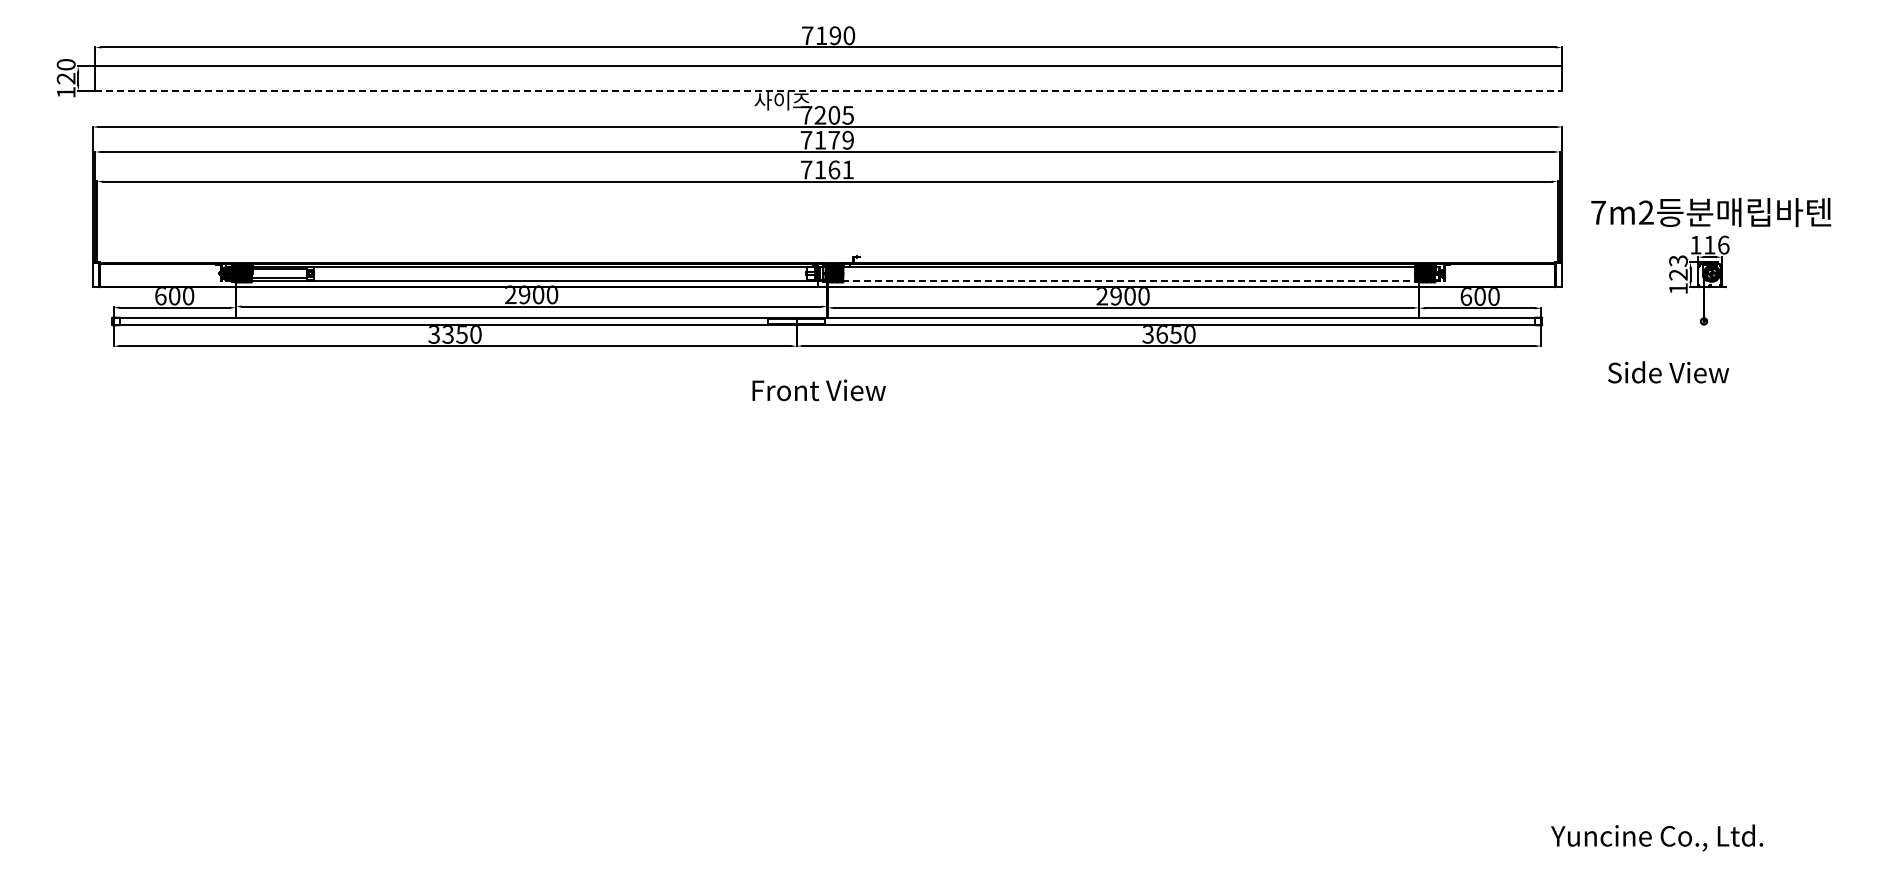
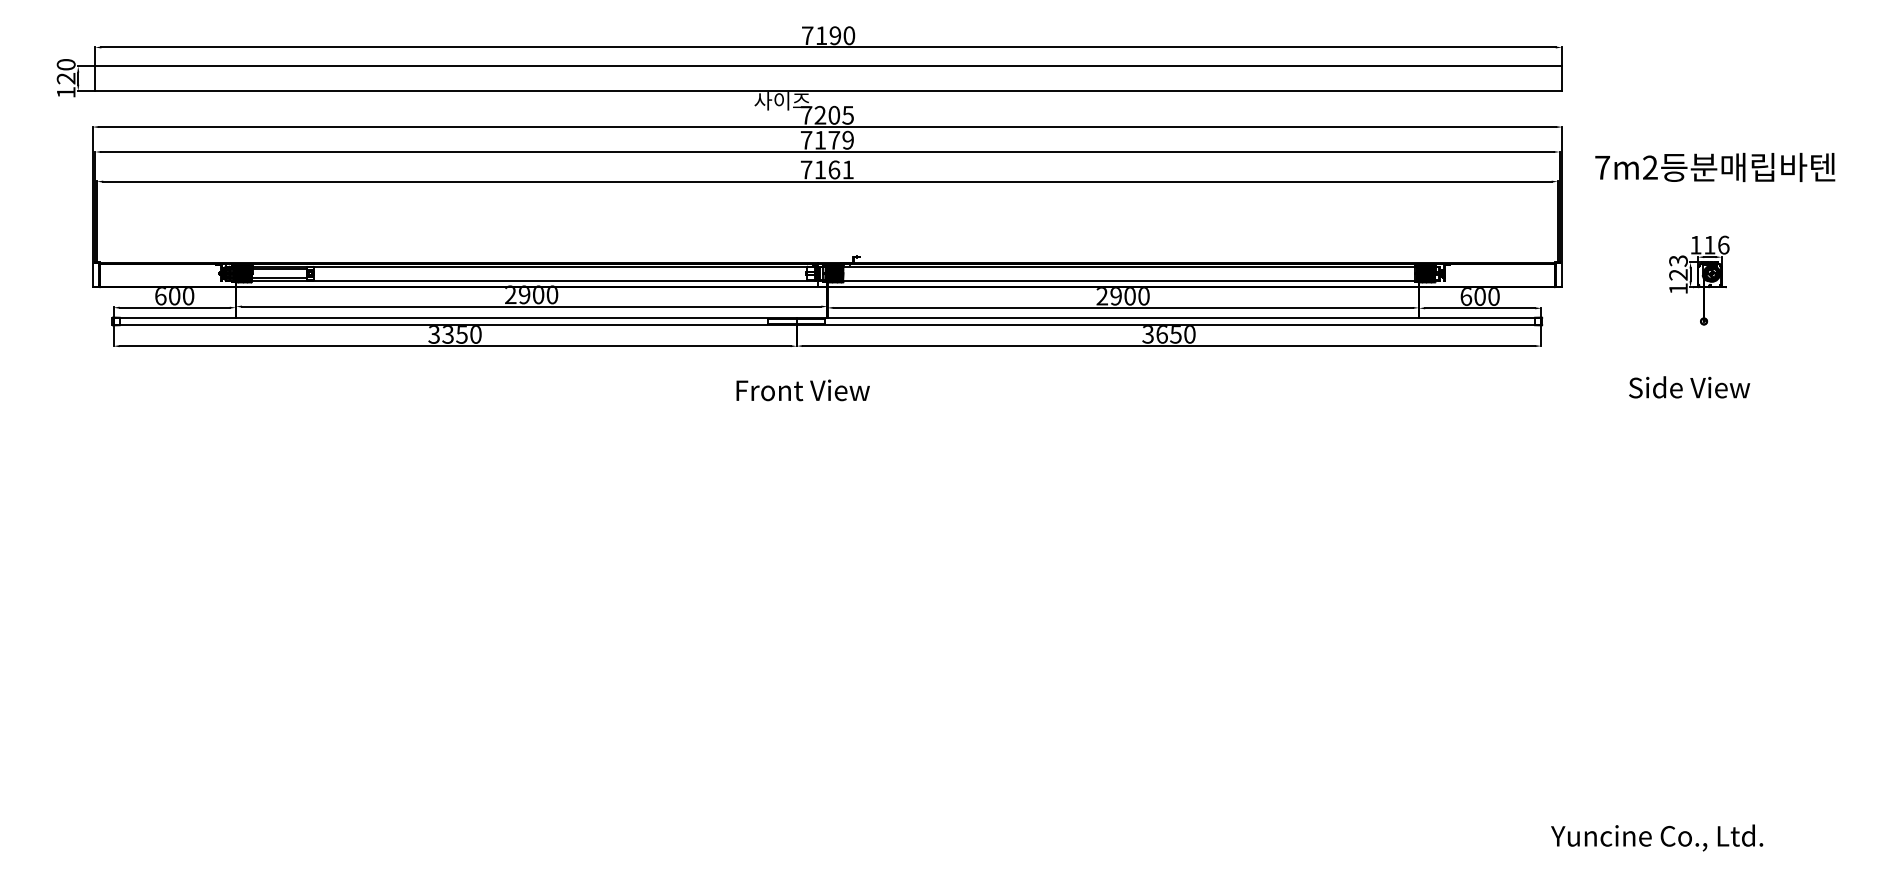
line: dashed -> solid (829, 90)
text position: (1711, 211) -> (1715, 166) (1715, 166)
line: dashed -> solid (1129, 280)
text position: (1668, 372) -> (1689, 387) (1689, 387)
text position: (818, 390) -> (802, 390) (802, 390)
